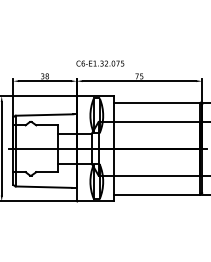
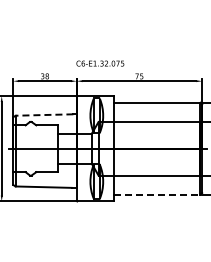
line: solid -> dashed (44, 115)
line: solid -> dashed (157, 194)
